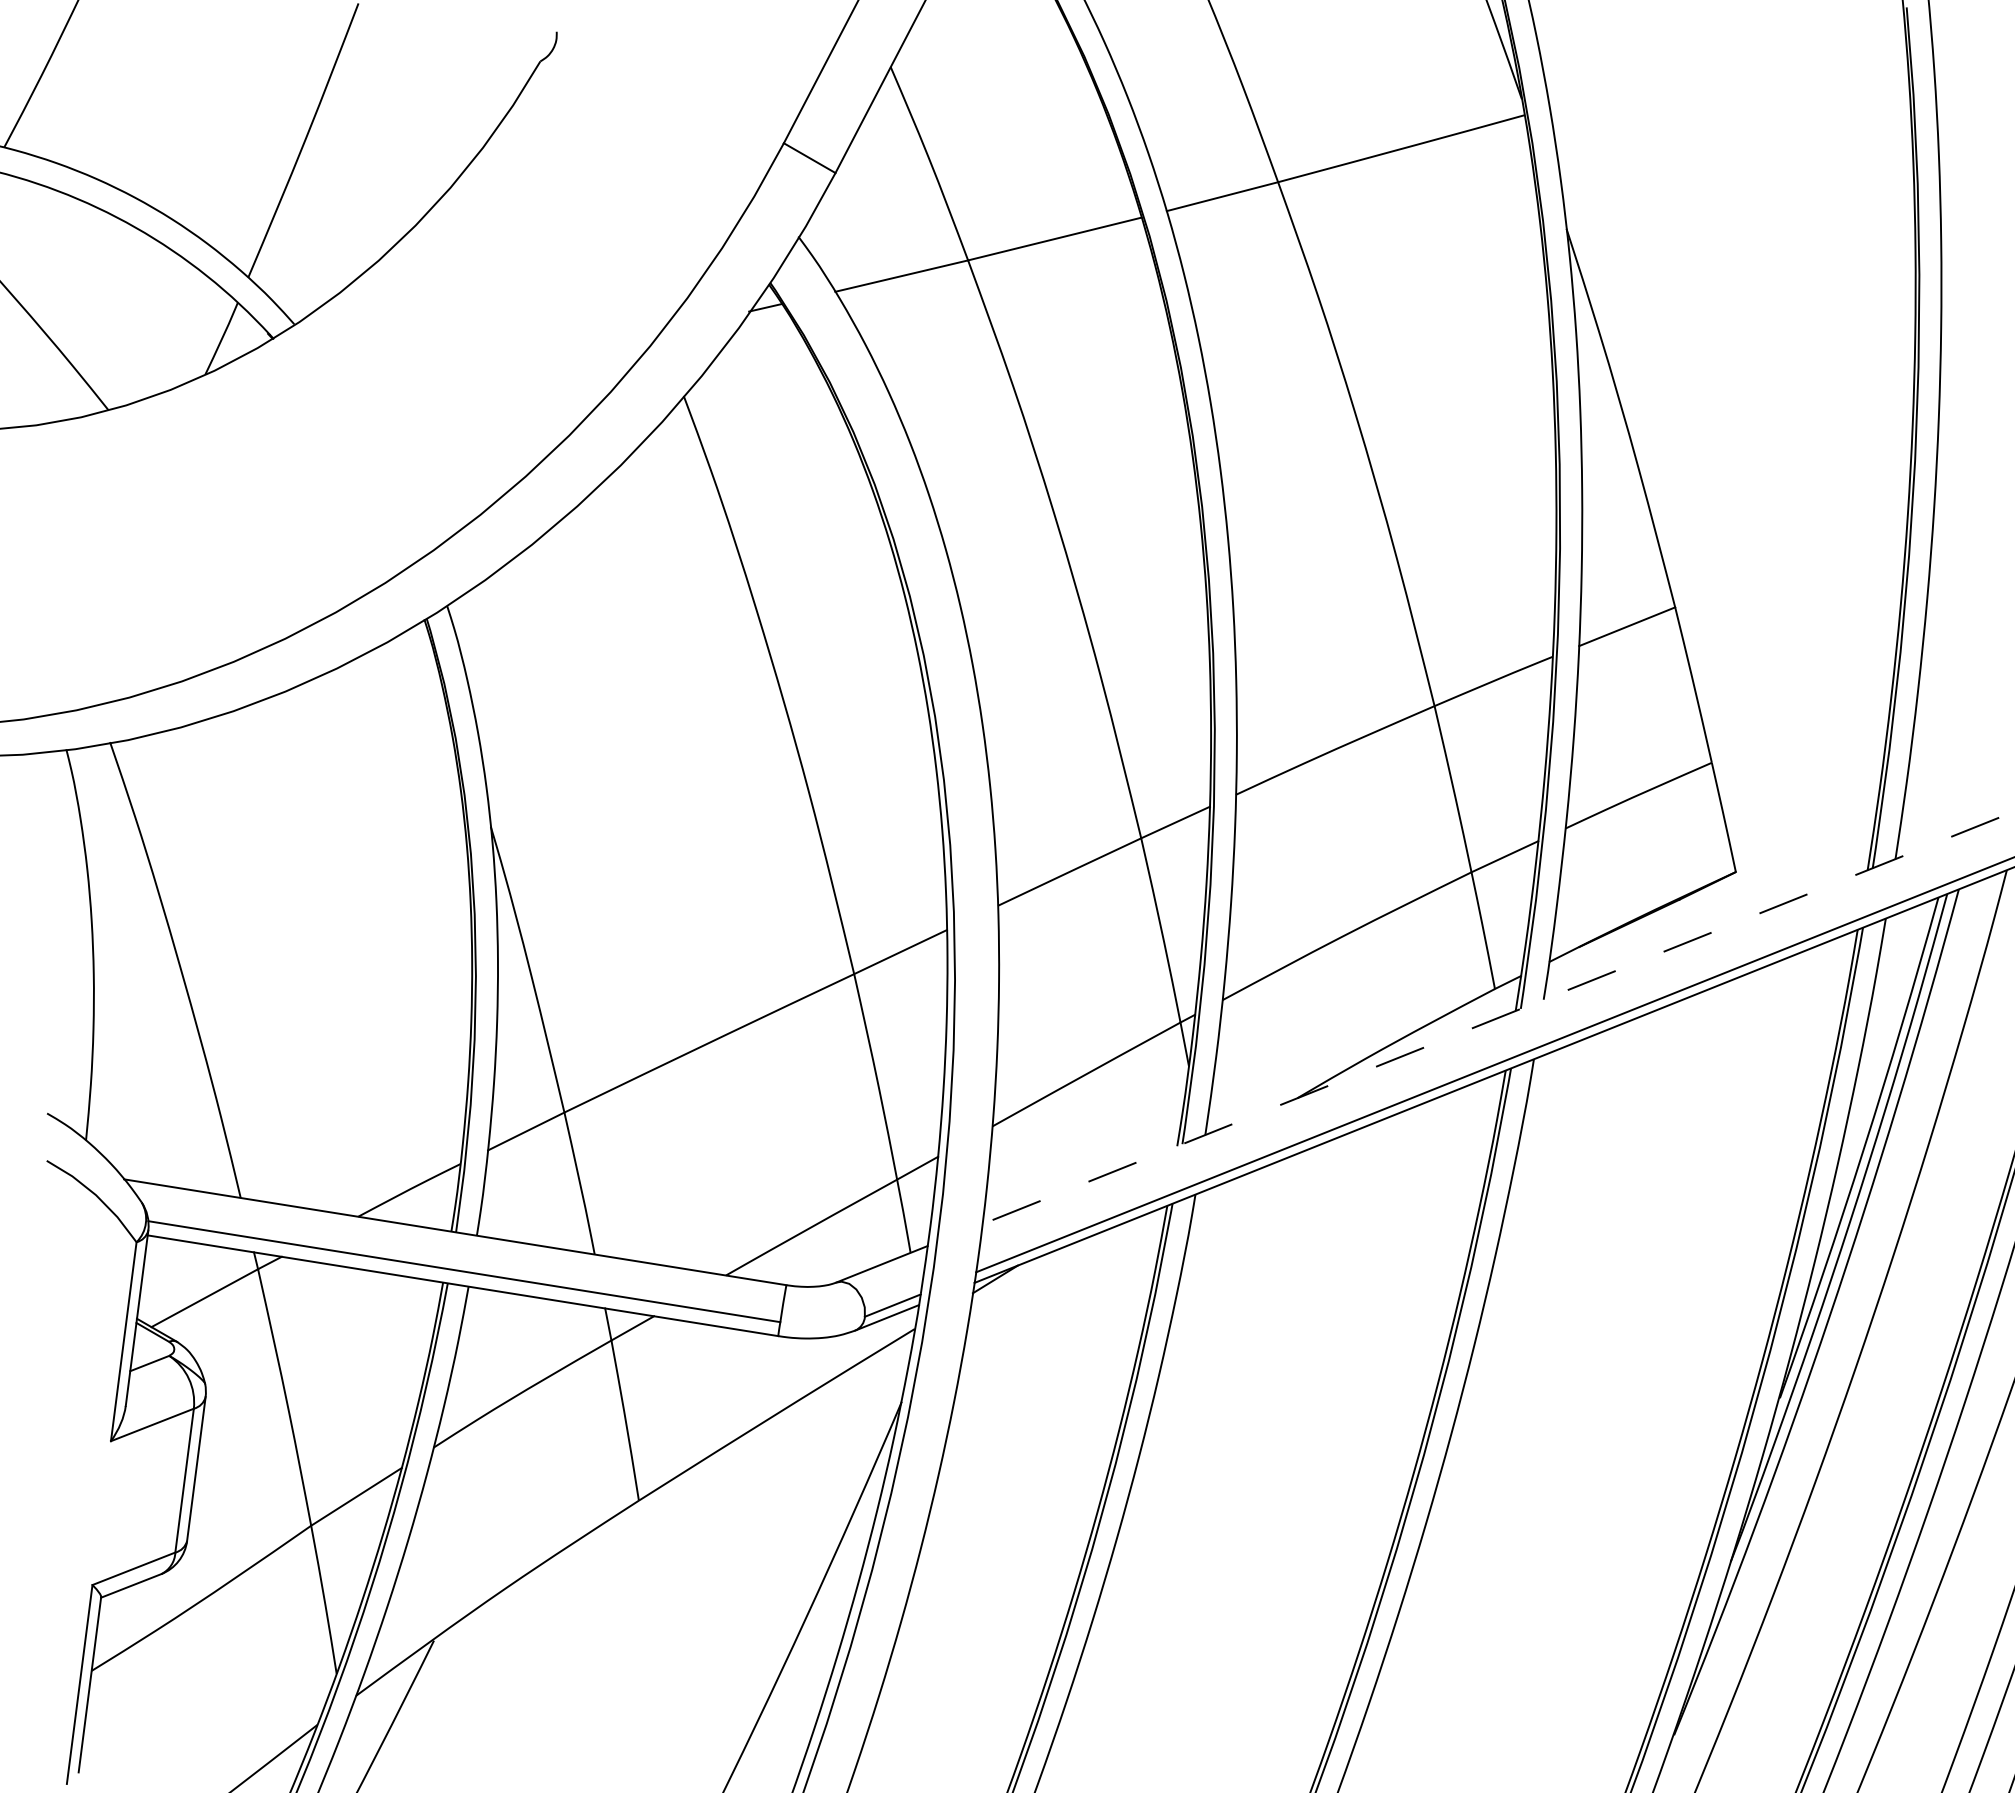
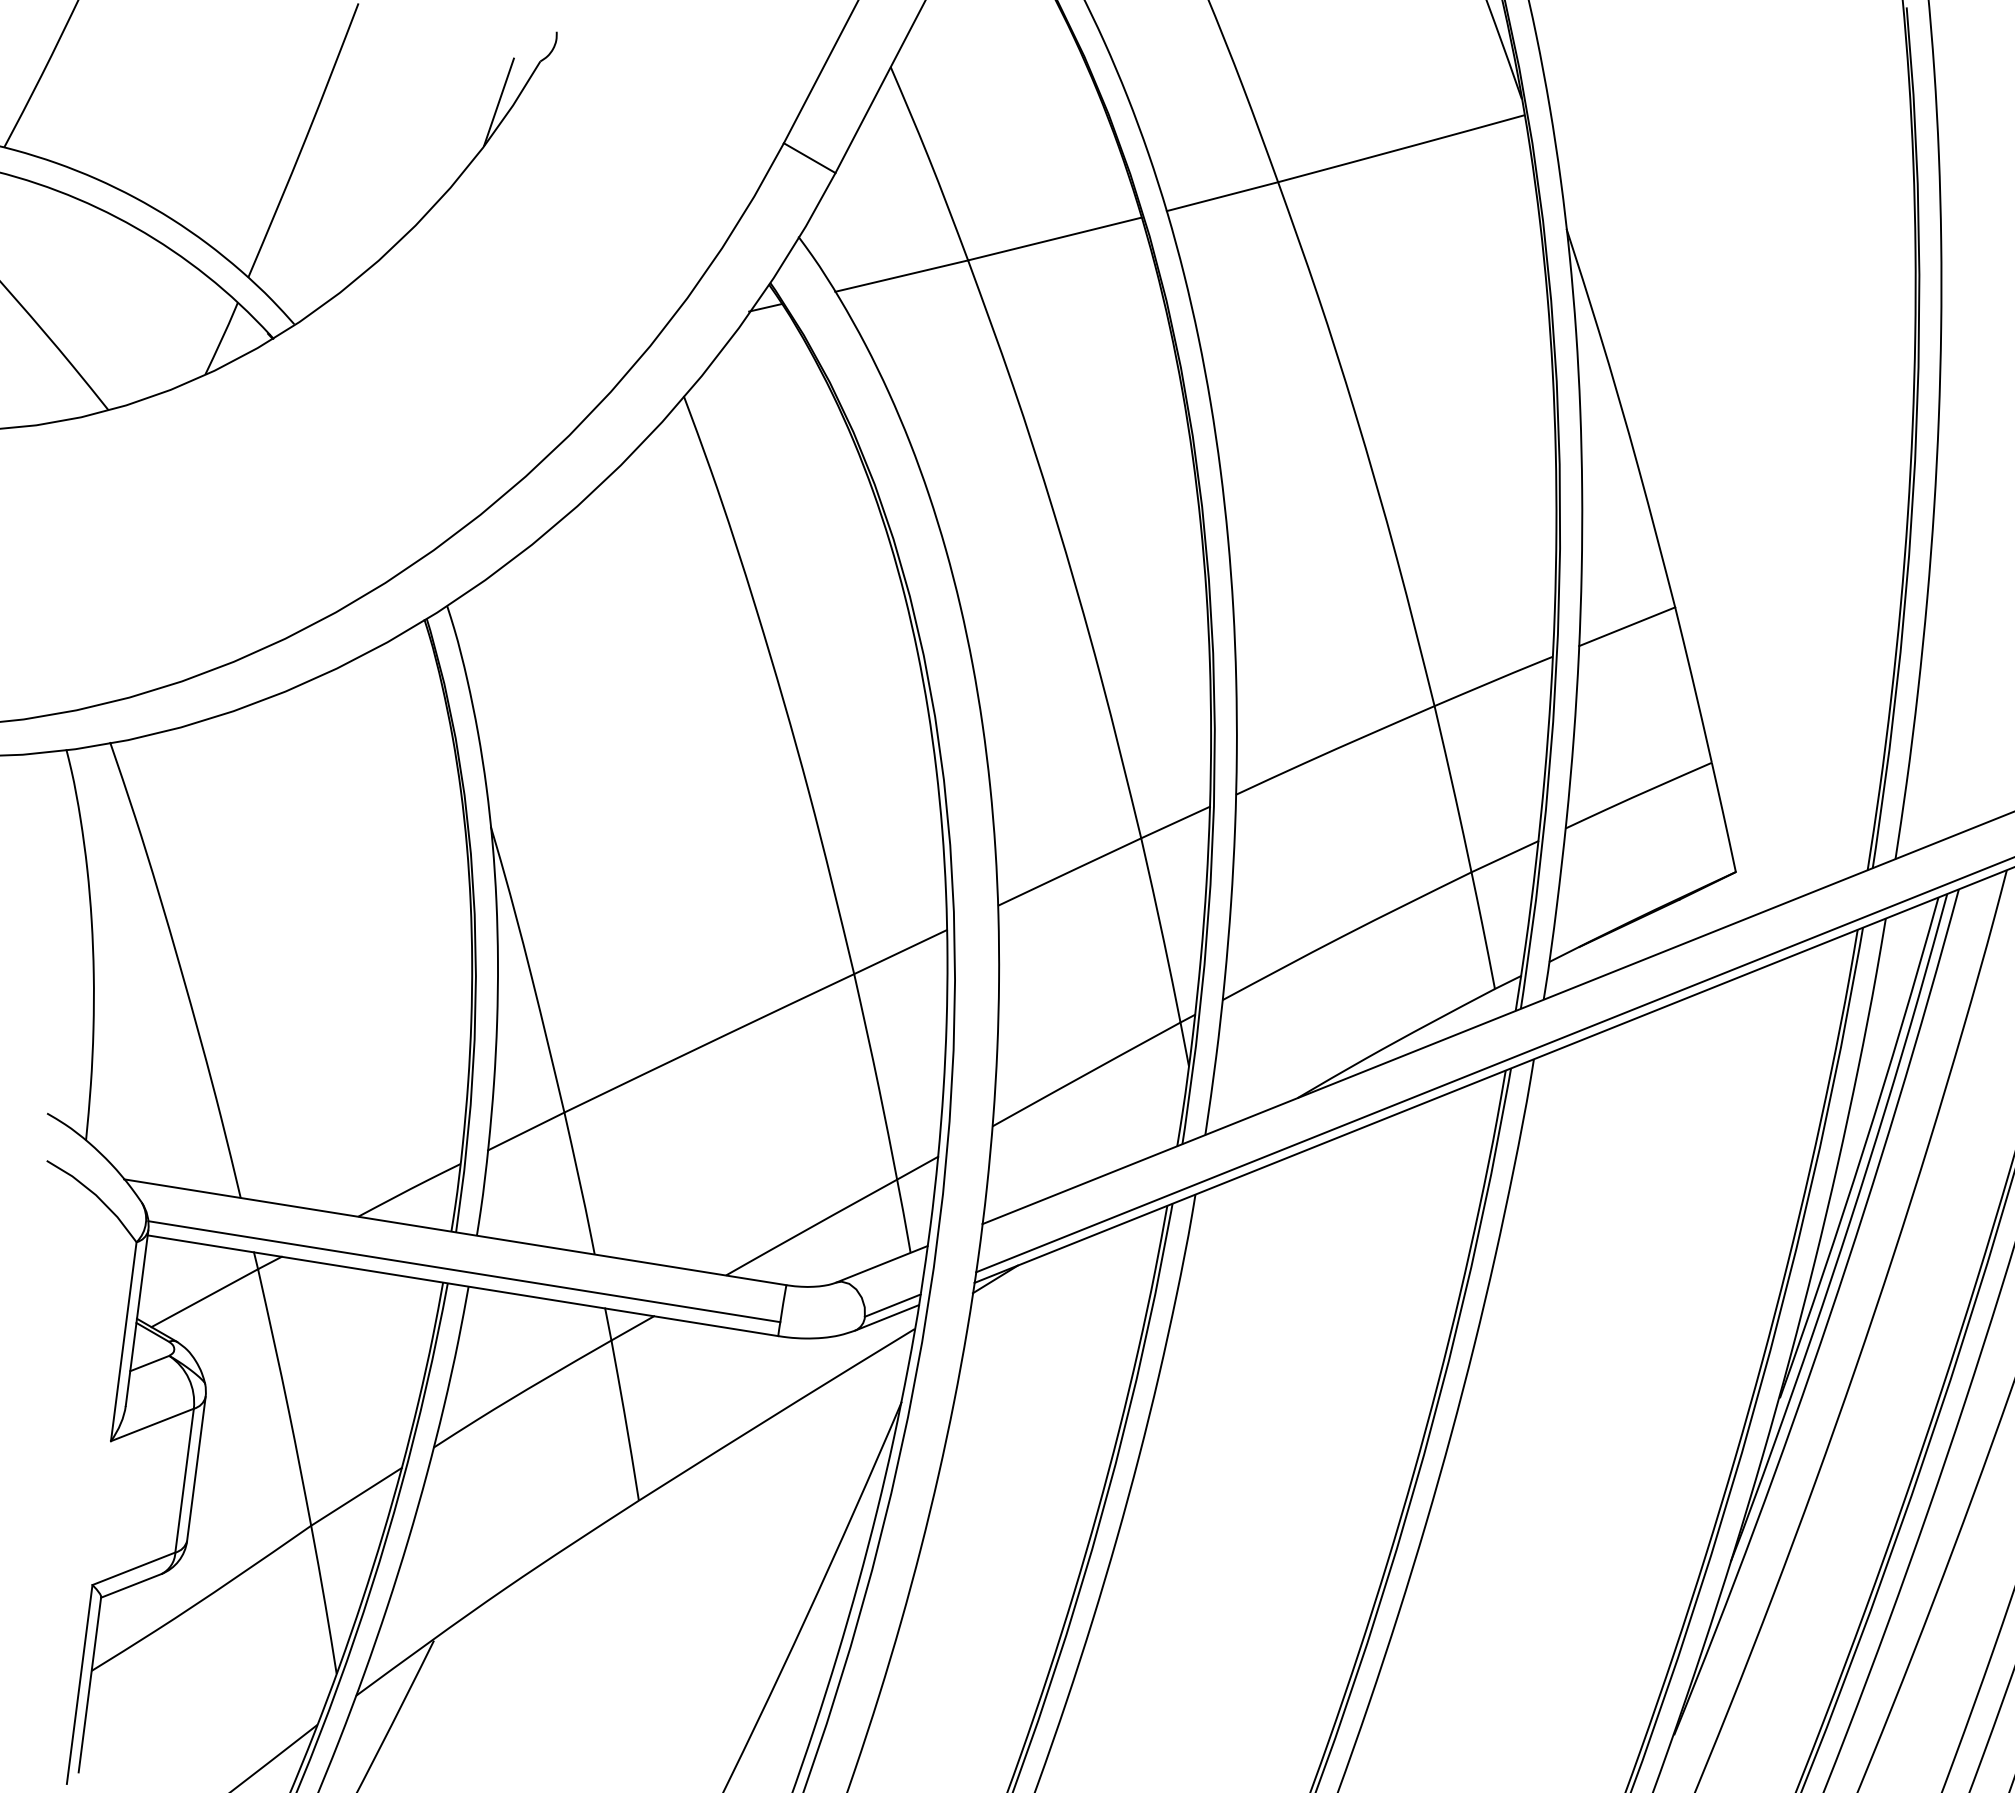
line: none -> present (498, 101)
line: dashed -> solid (1498, 1017)
